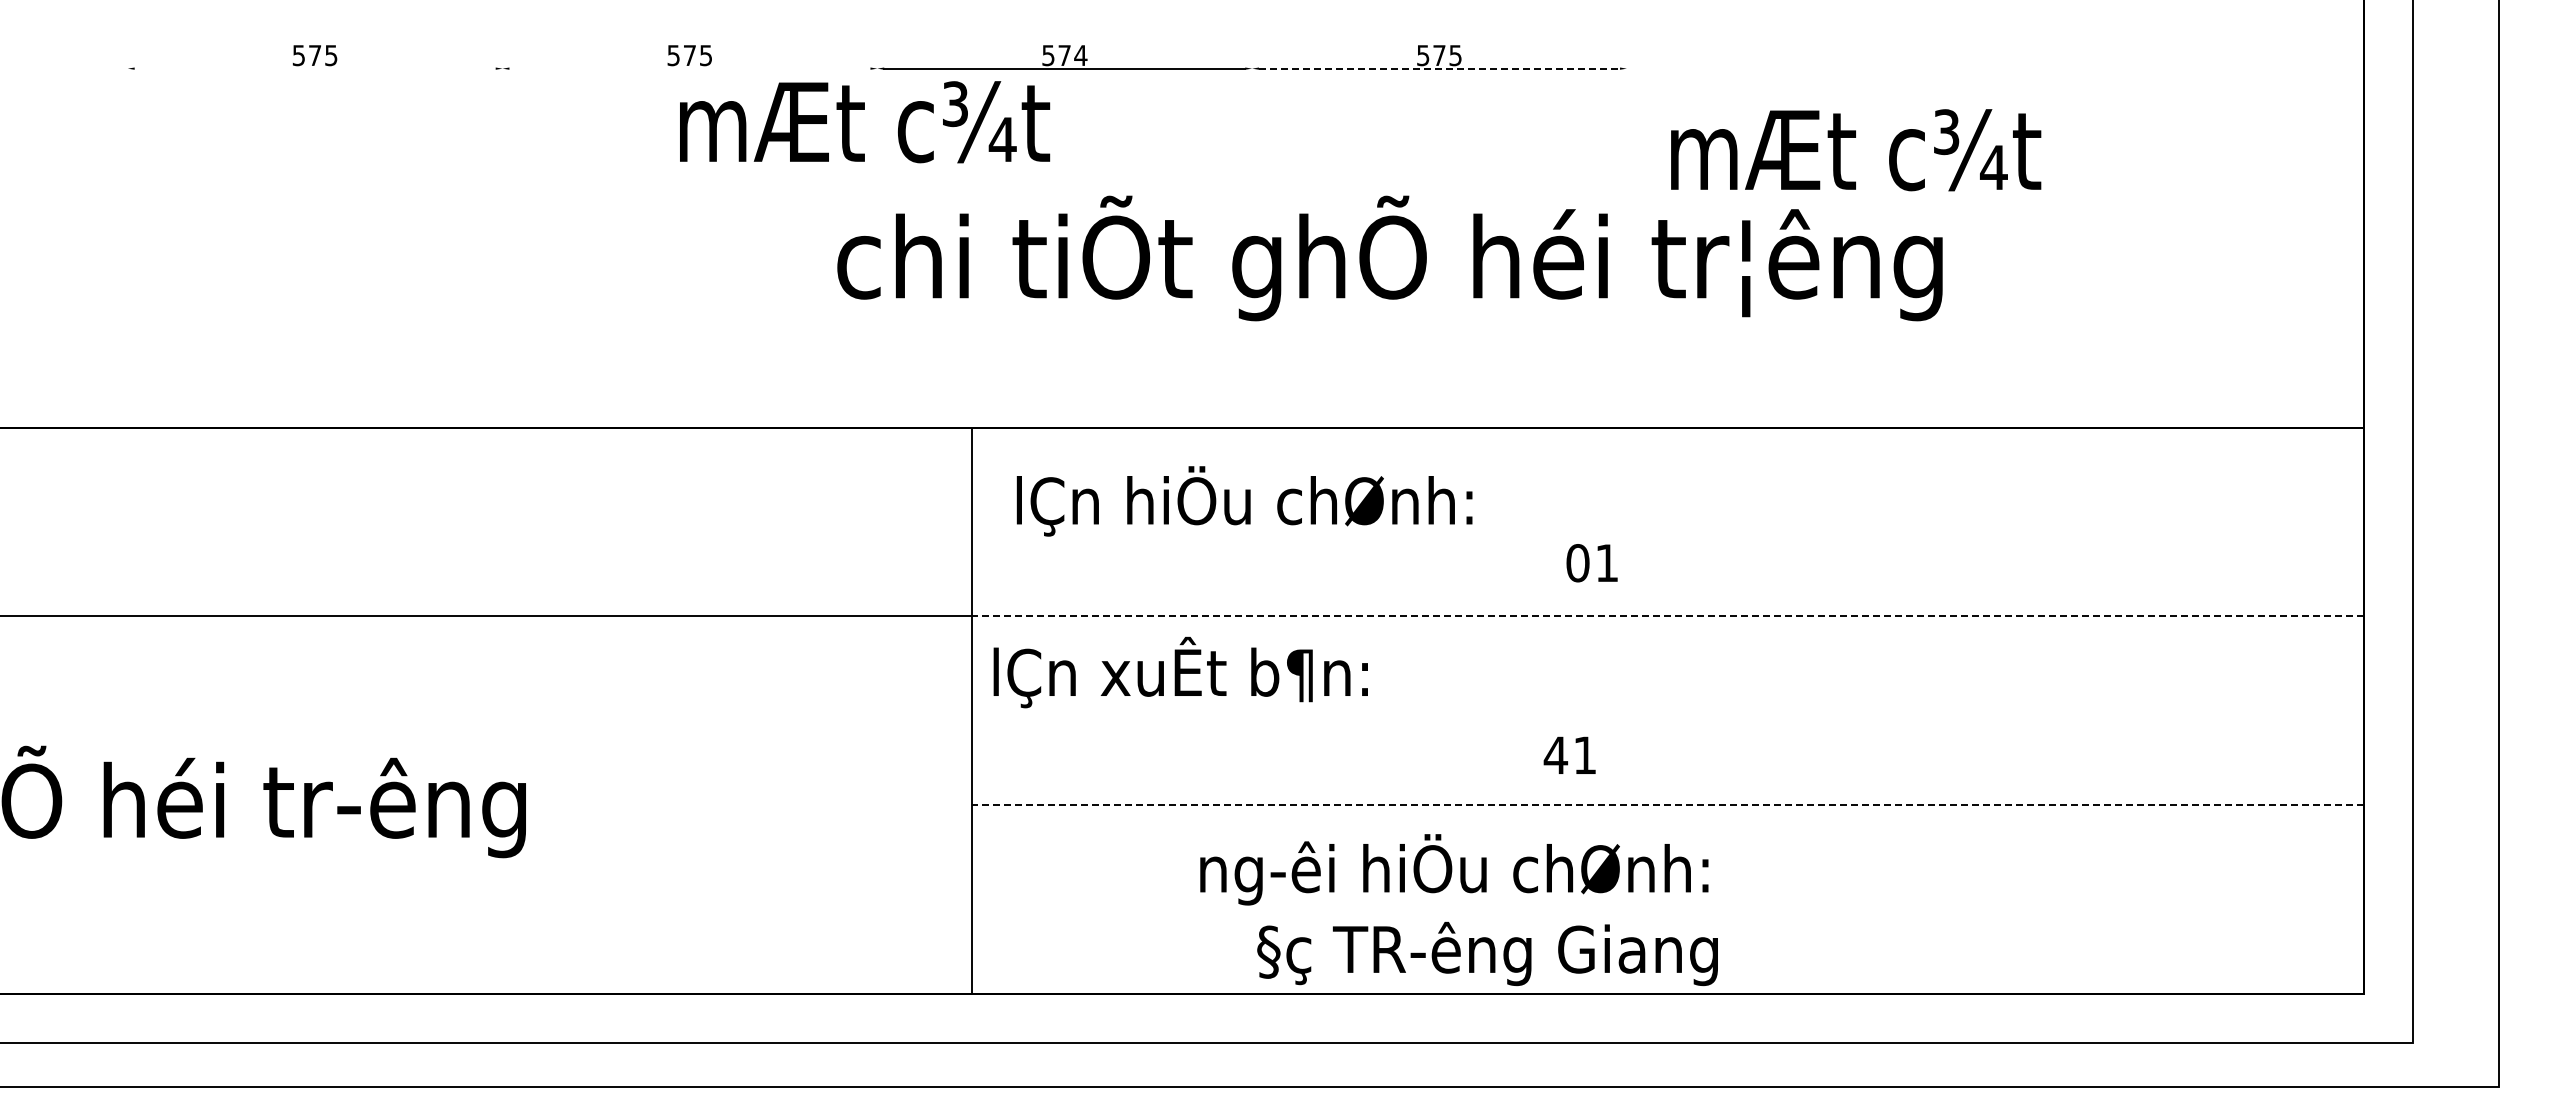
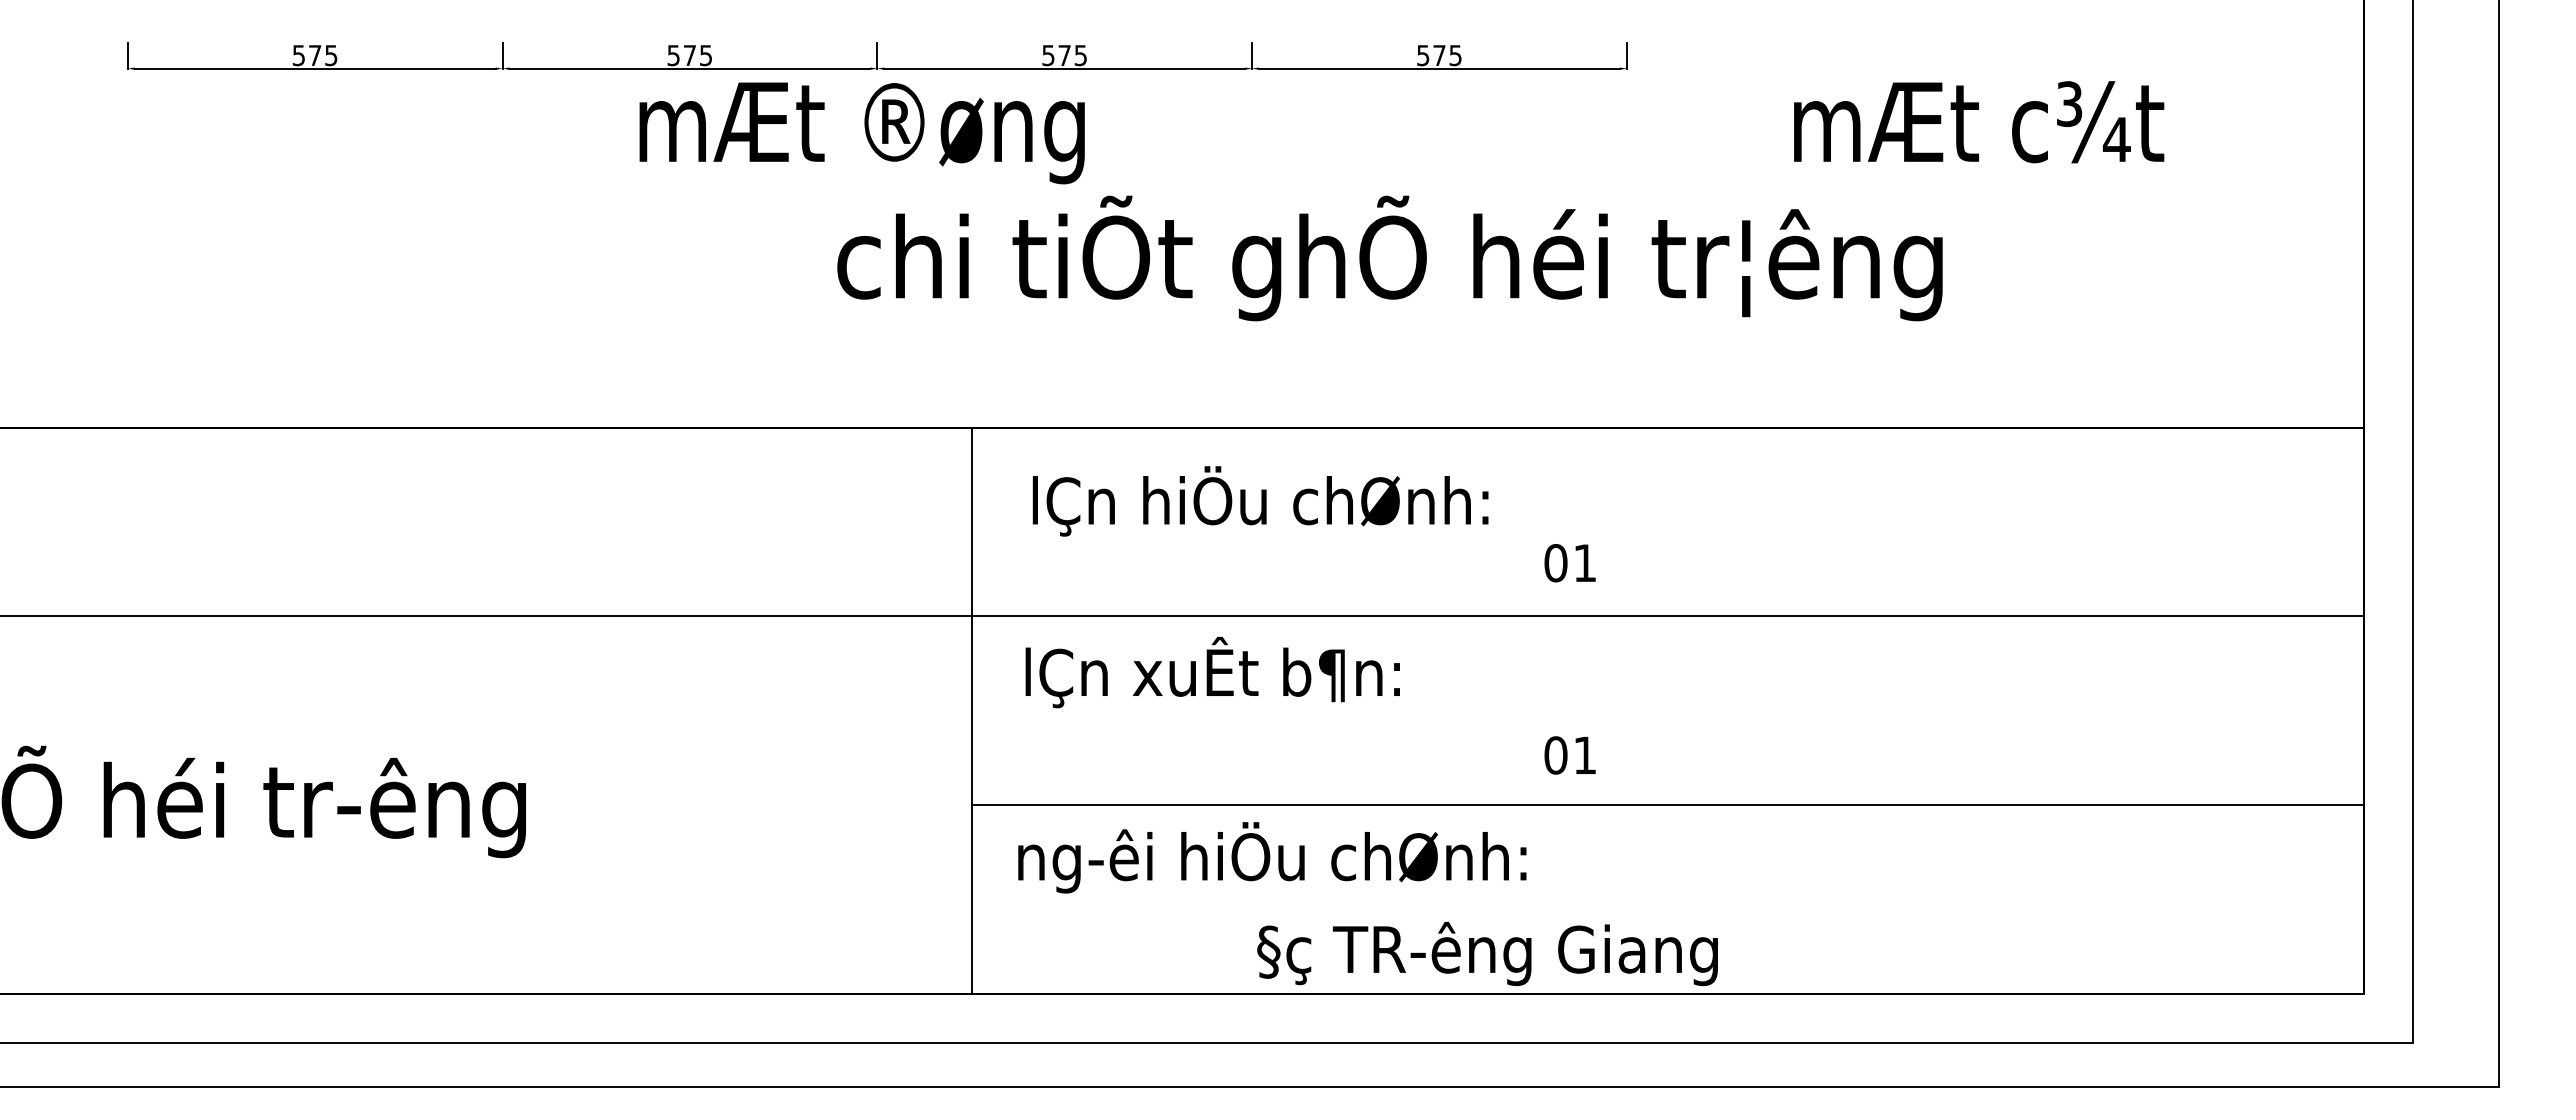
line: none -> present (127, 55)
line: none -> present (502, 55)
line: none -> present (877, 55)
text: 574 -> 575 (1080, 55)
line: none -> present (1252, 55)
line: none -> present (1626, 55)
line: none -> present (314, 68)
line: none -> present (689, 68)
line: dashed -> solid (1439, 68)
text: mÆt c¾t -> mÆt ®øng (861, 132)
text position: (1856, 150) -> (1979, 122) (1979, 122)
text position: (1244, 501) -> (1260, 501) (1260, 501)
text position: (1591, 563) -> (1569, 563) (1569, 563)
line: dashed -> solid (1667, 616)
text position: (1180, 672) -> (1212, 672) (1212, 672)
text: 41 -> 01 (1555, 755)
line: dashed -> solid (1667, 805)
text position: (1454, 869) -> (1272, 857) (1272, 857)
